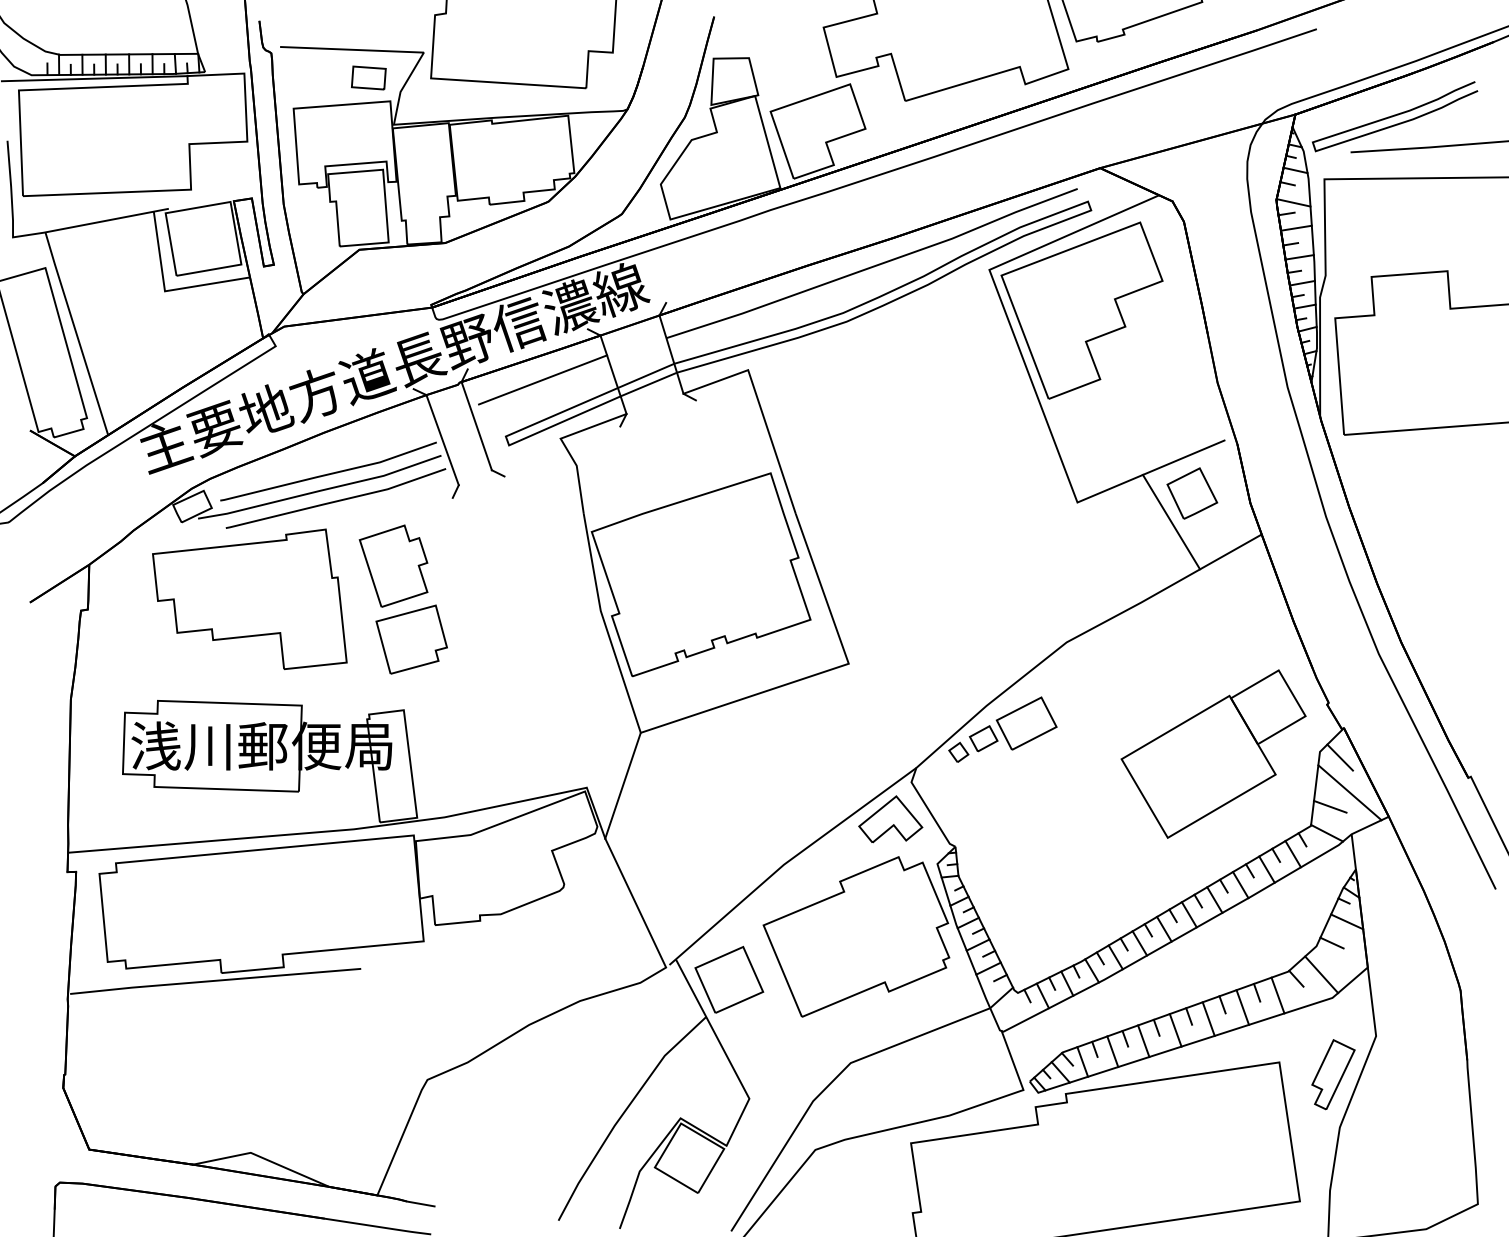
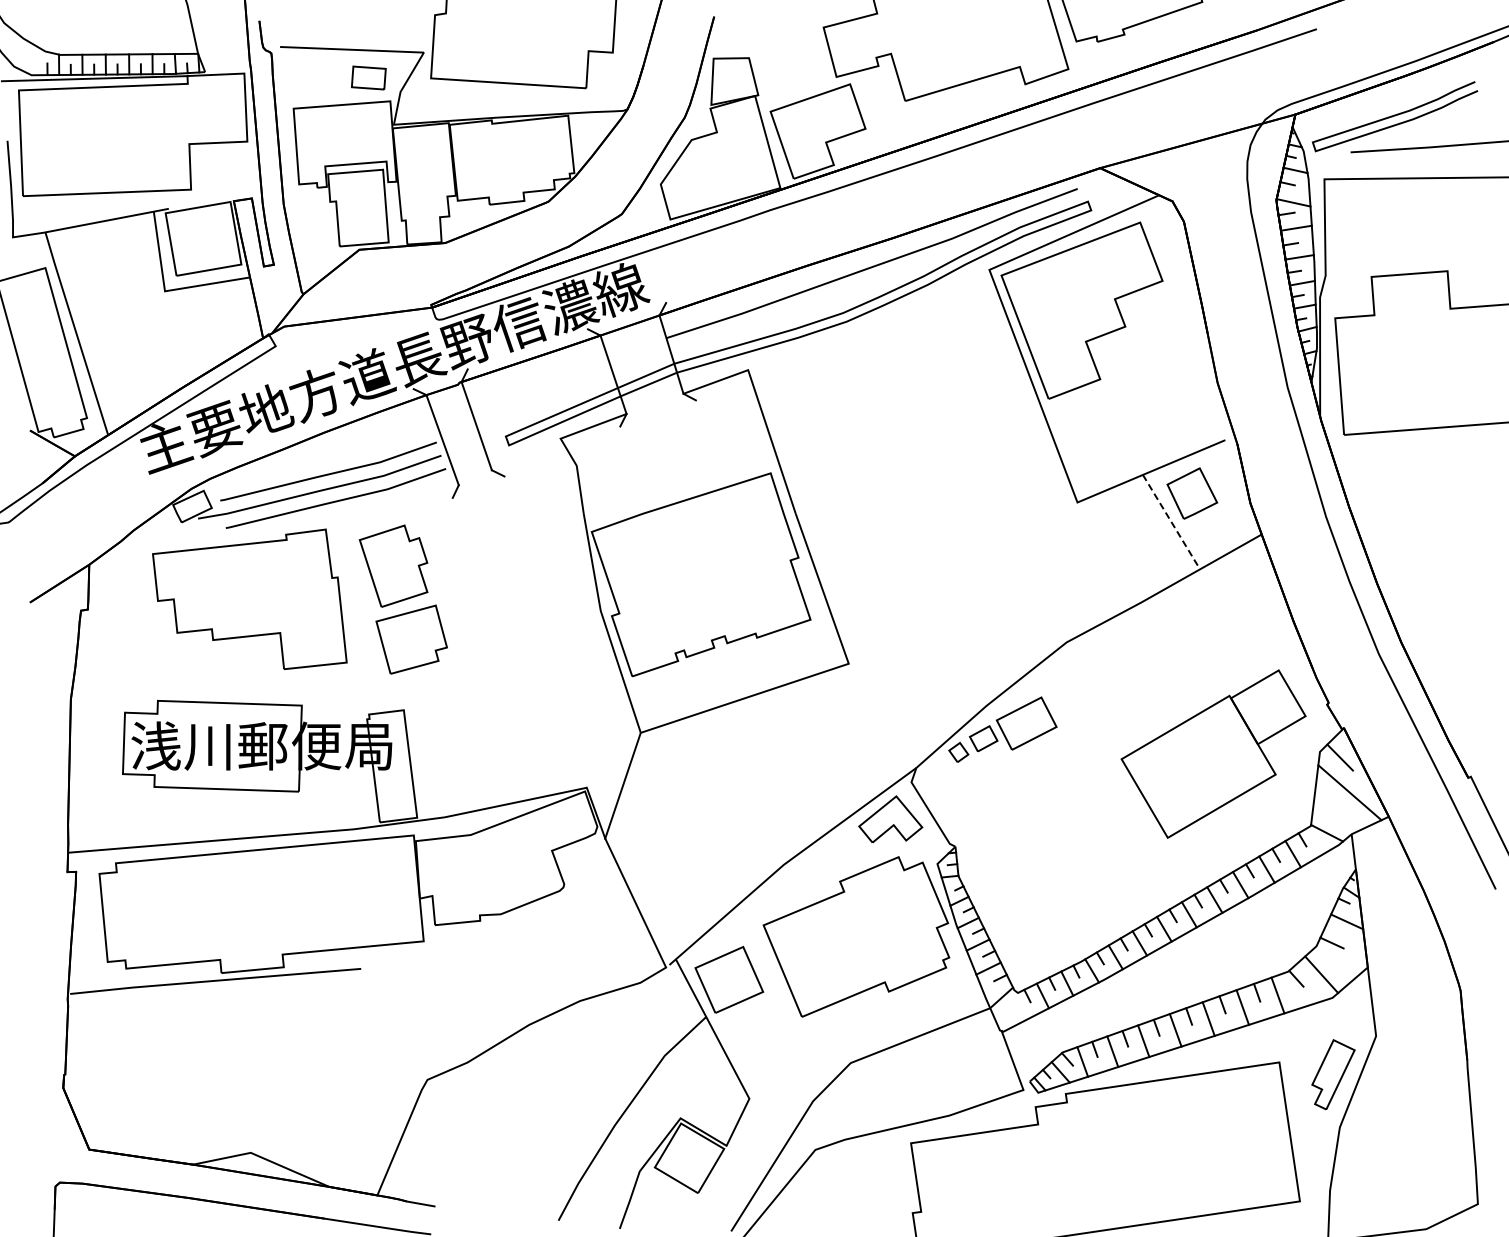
line: present -> none (543, 379)
line: solid -> dashed (1171, 522)
line: present -> none (1329, 806)
